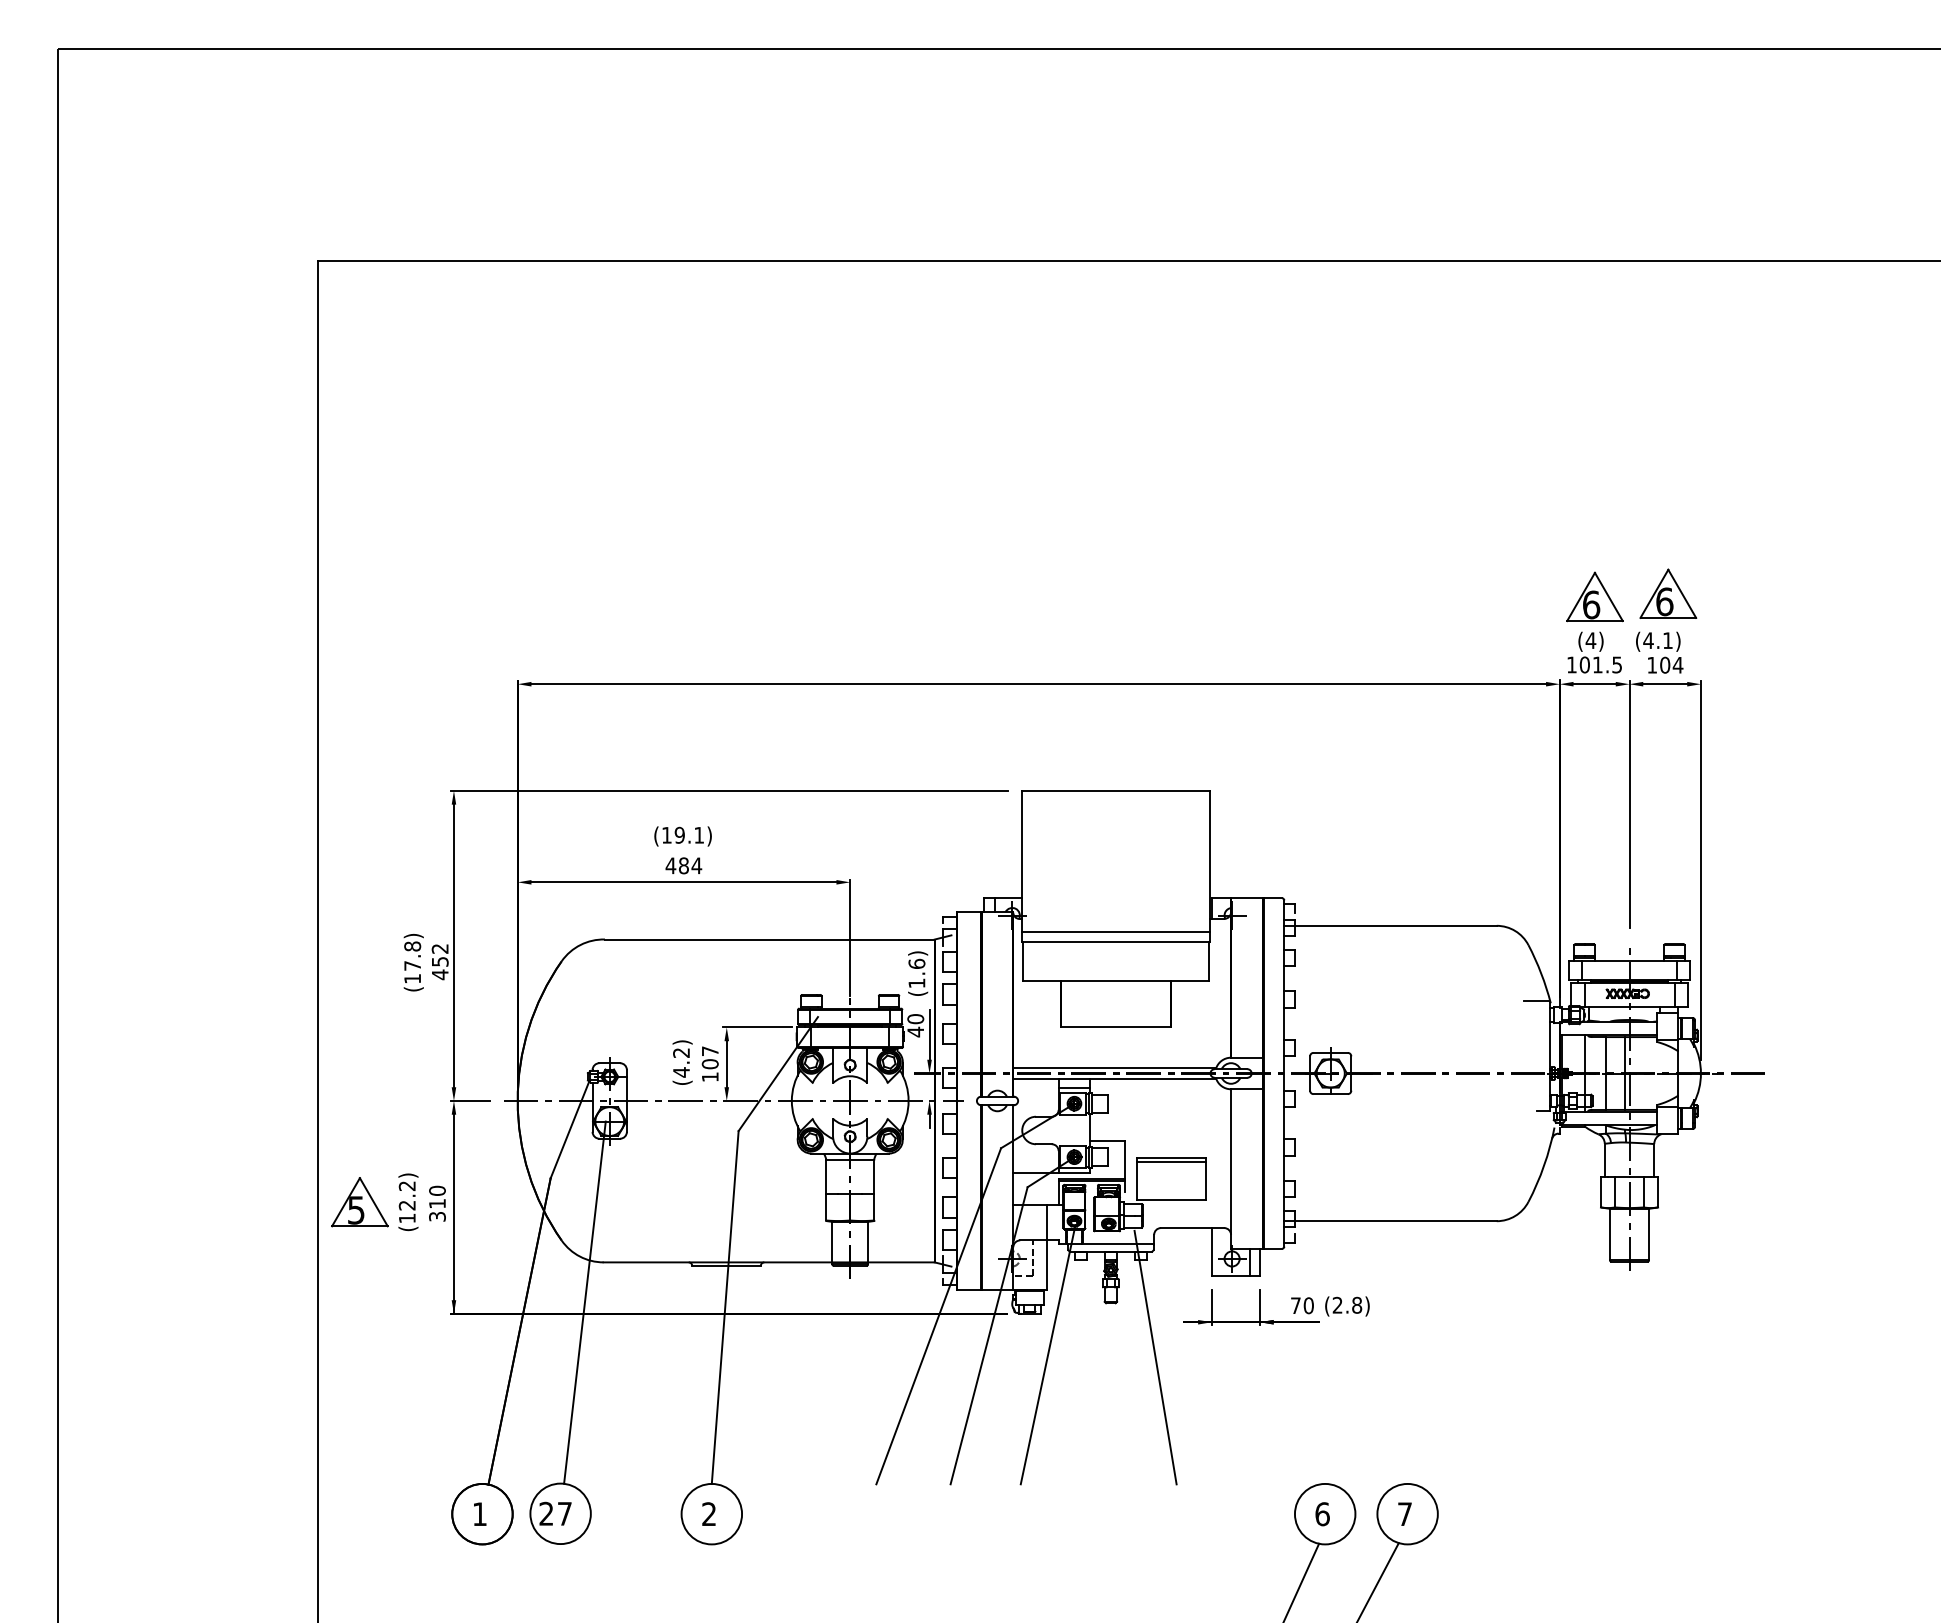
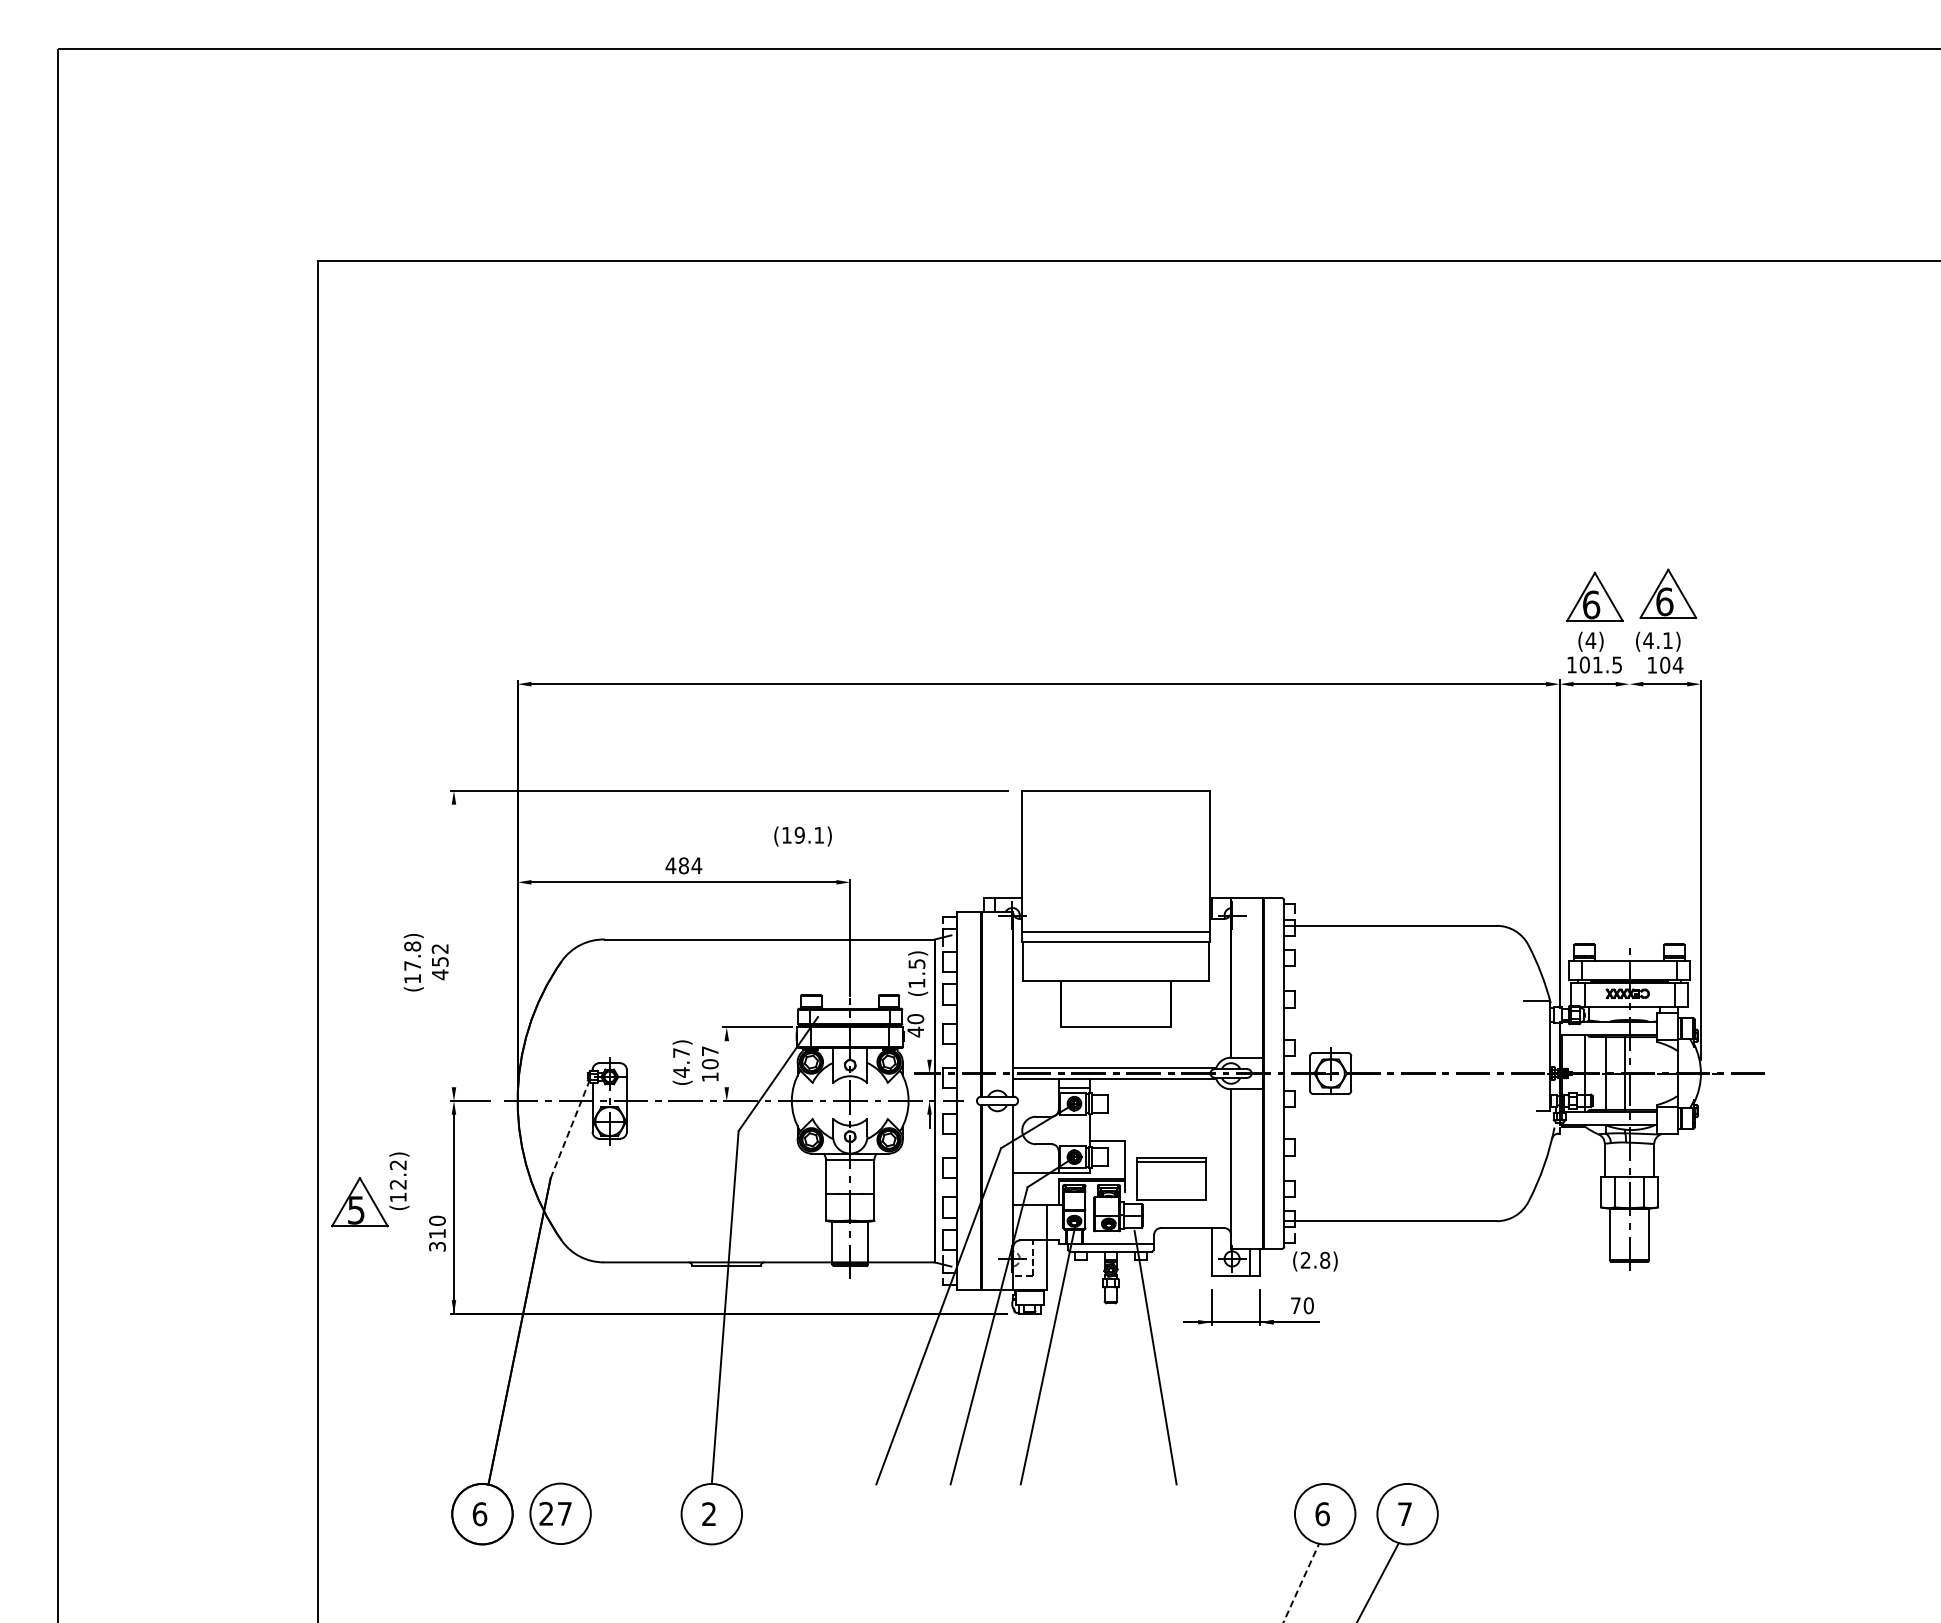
line: present -> none (1629, 804)
text position: (682, 836) -> (802, 836) (802, 836)
line: present -> none (453, 945)
text: (1.6) -> (1.5) (916, 963)
line: present -> none (929, 1034)
text: (4.2) -> (4.7) (681, 1052)
line: present -> none (726, 1064)
line: solid -> dashed (570, 1129)
text position: (408, 1202) -> (399, 1181) (399, 1181)
text position: (437, 1203) -> (437, 1233) (437, 1233)
line: present -> none (584, 1302)
text position: (1347, 1306) -> (1315, 1261) (1315, 1261)
text: 1 -> 6 (479, 1514)
line: solid -> dashed (1301, 1582)
